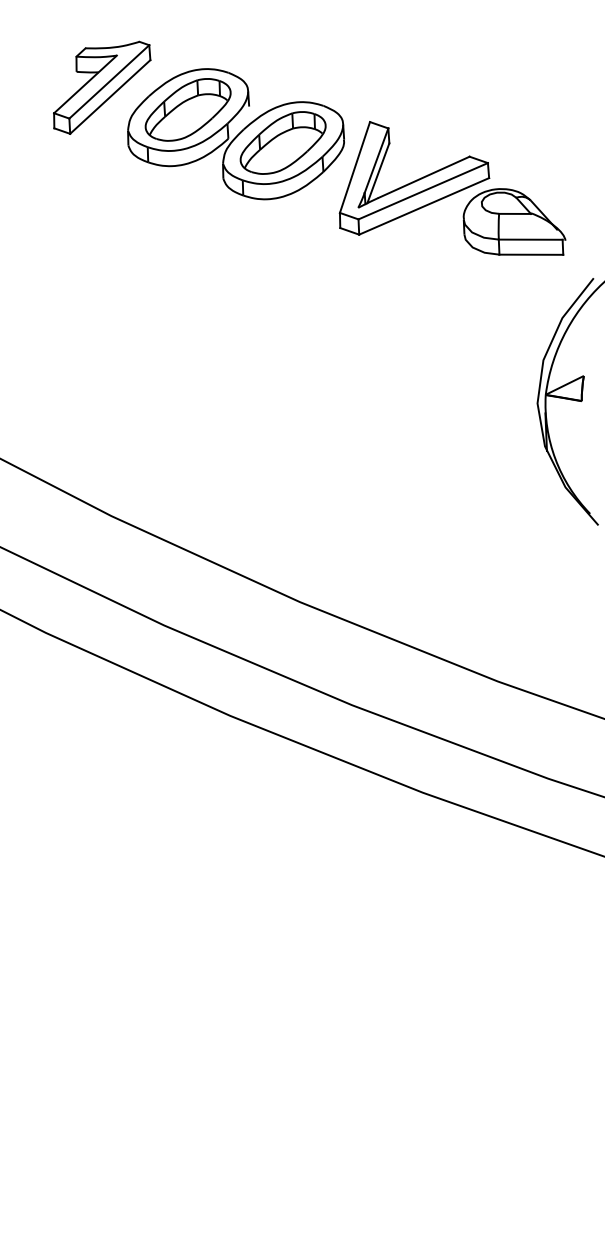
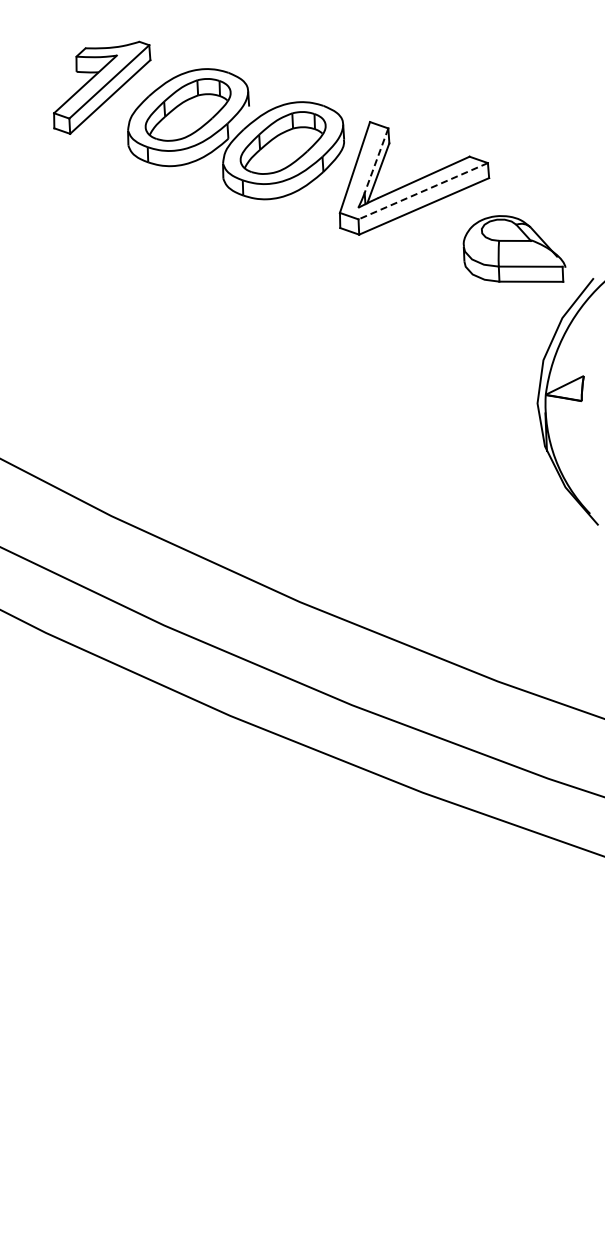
line: solid -> dashed (376, 161)
line: solid -> dashed (423, 191)
part position: (514, 221) -> (514, 248) (514, 248)
